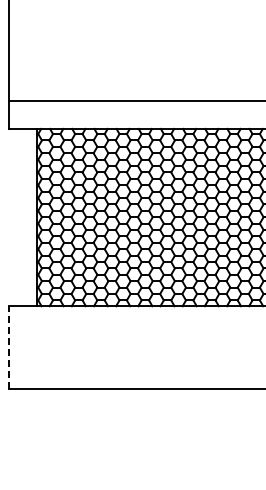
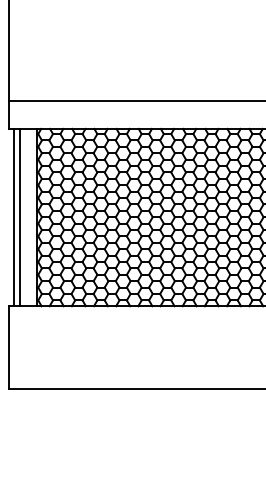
line: none -> present (13, 217)
line: none -> present (20, 217)
line: dashed -> solid (8, 347)
